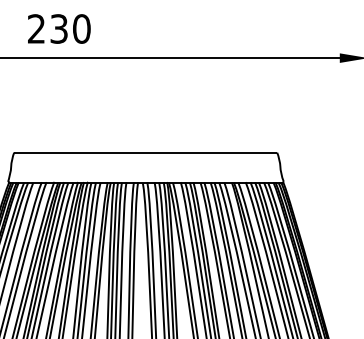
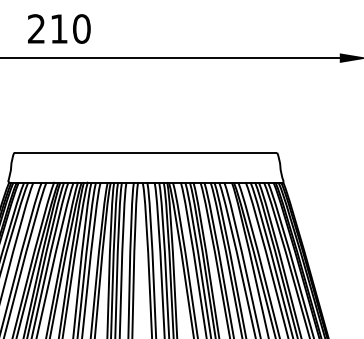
text: 230 -> 210 (58, 28)
